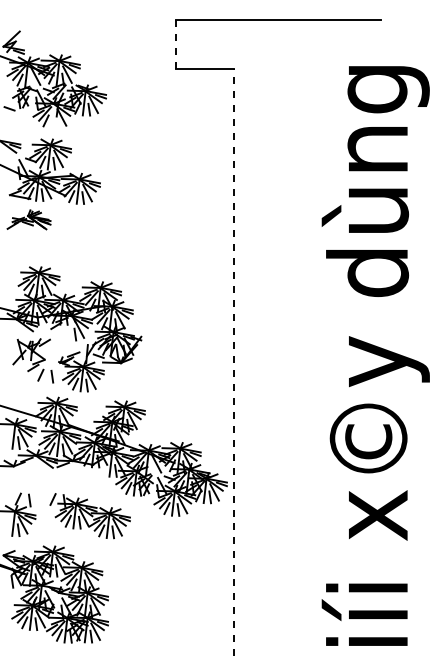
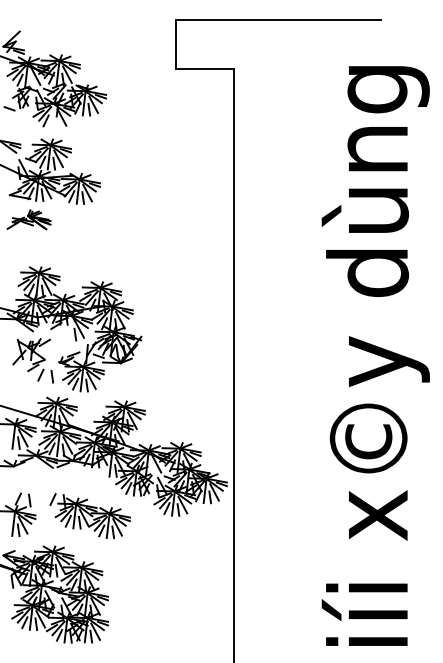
line: dashed -> solid (176, 43)
line: dashed -> solid (234, 365)
